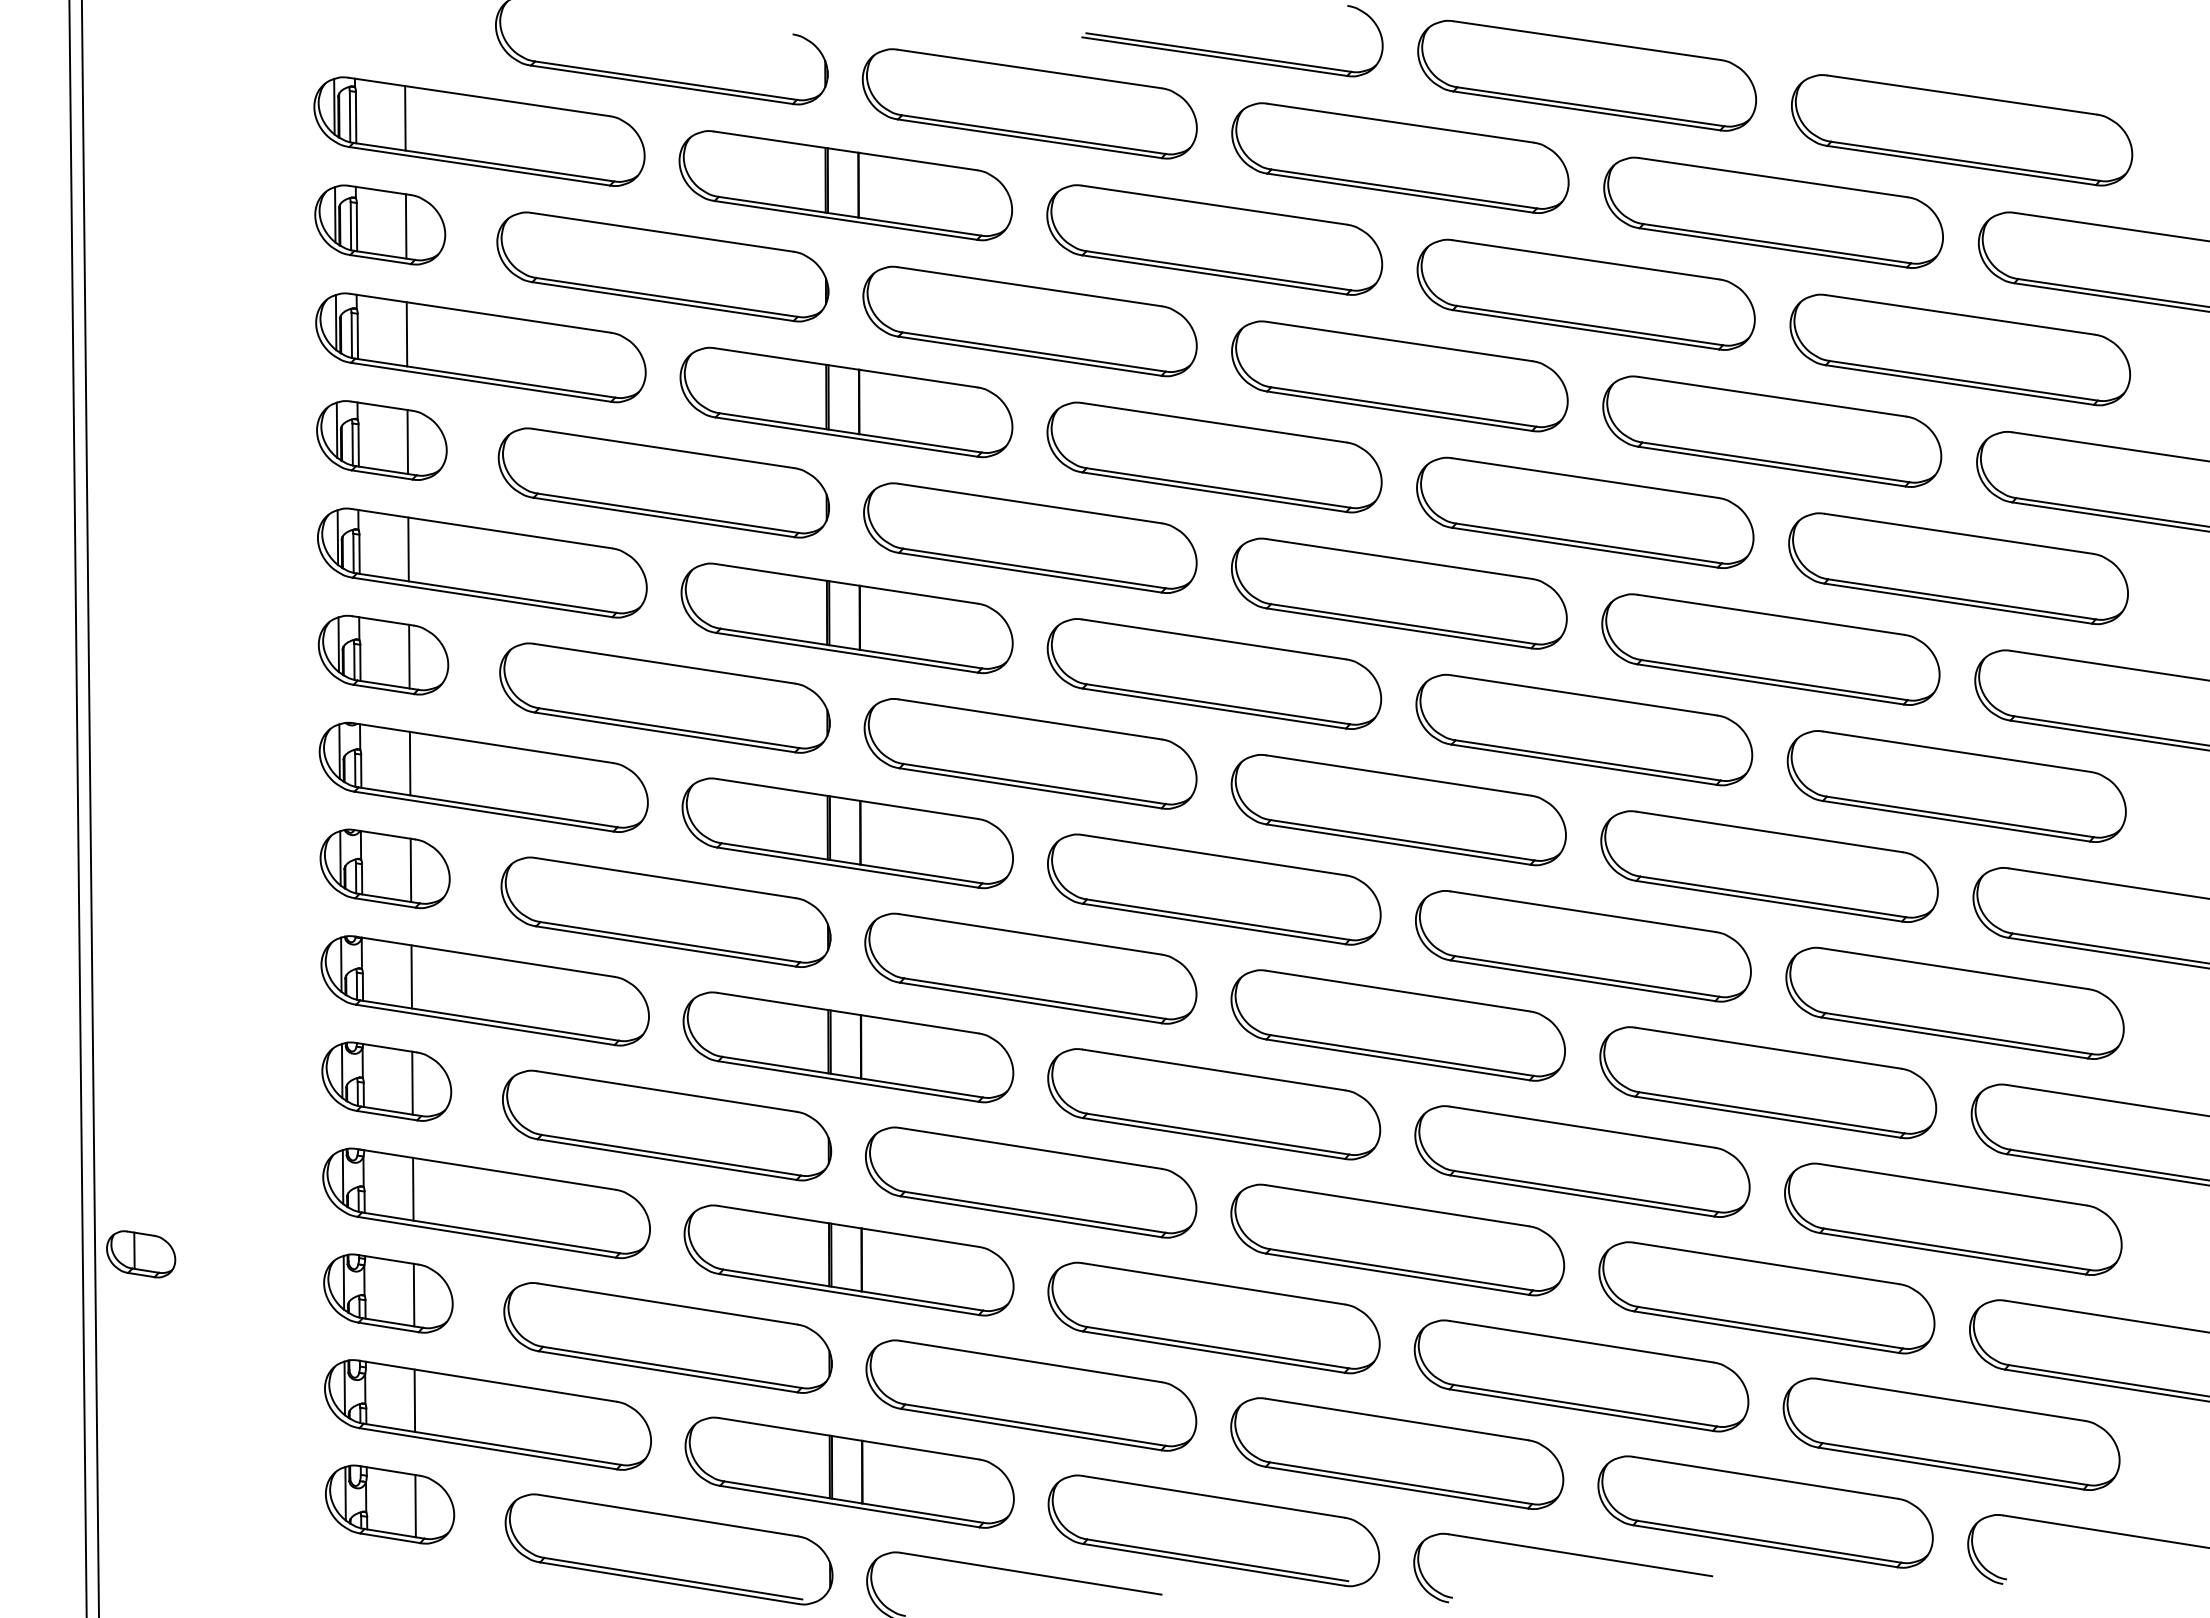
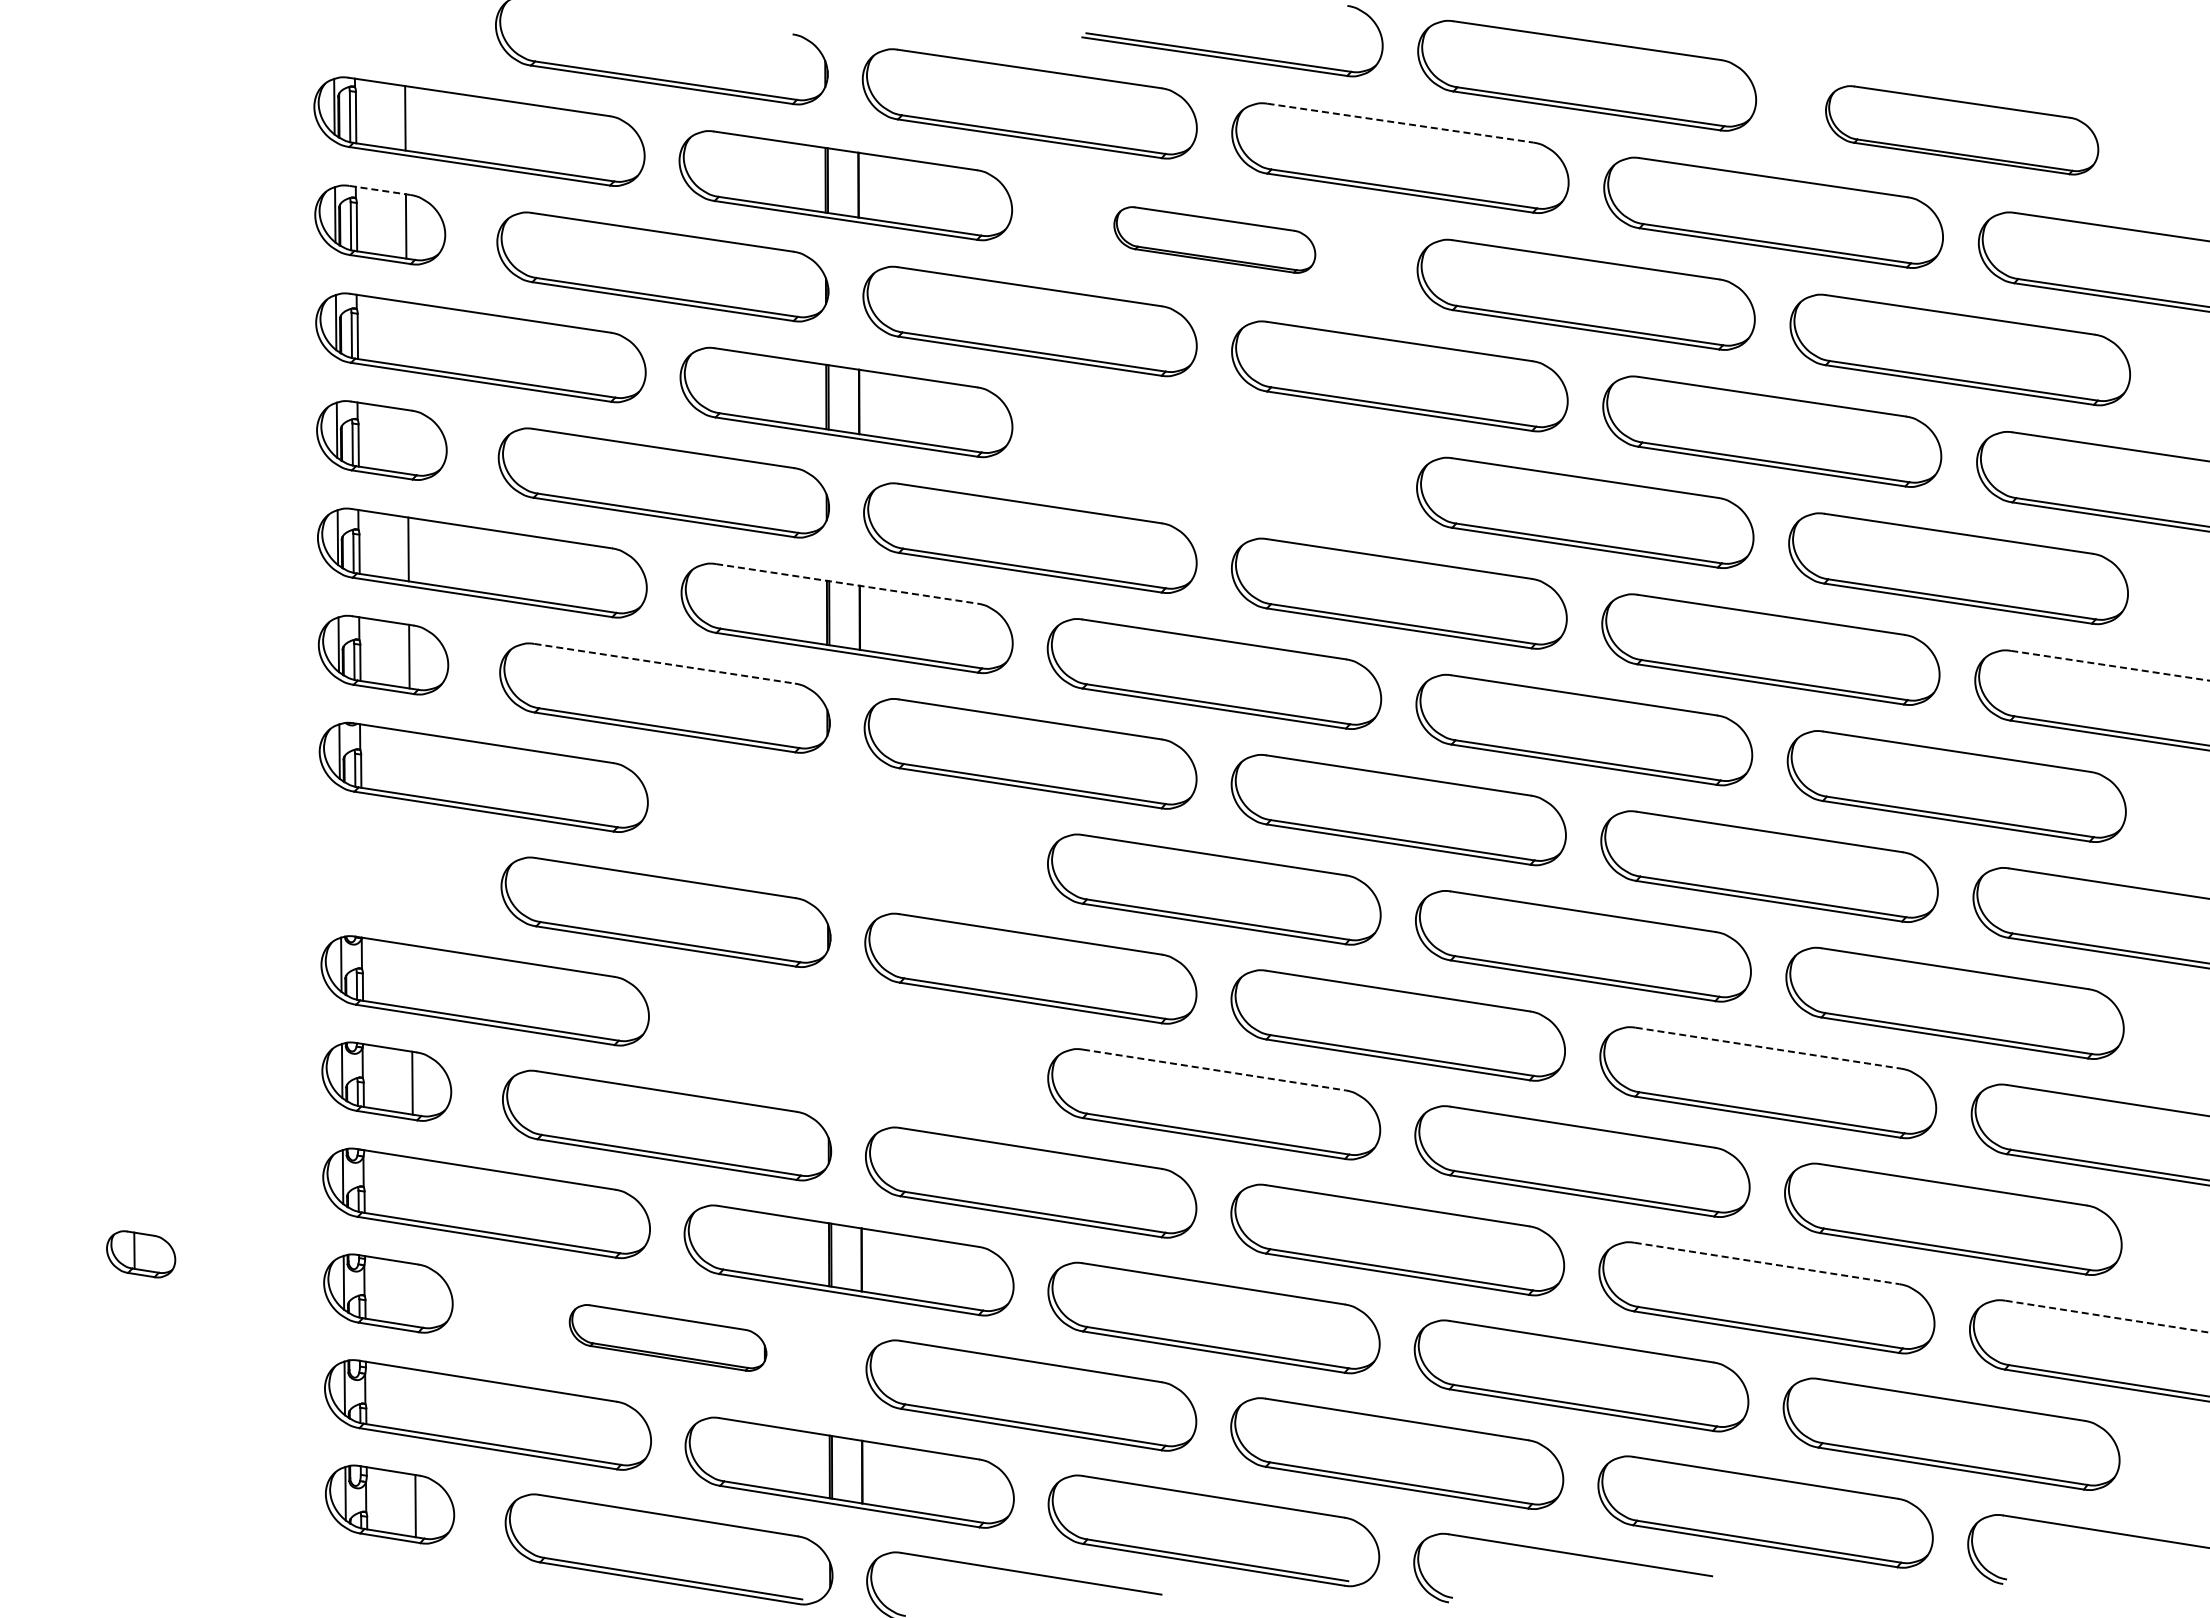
line: solid -> dashed (1400, 123)
part size: 343x113 px -> 275x91 px (1962, 130)
line: solid -> dashed (379, 190)
part size: 338x112 px -> 204x68 px (1214, 239)
line: present -> none (406, 334)
line: present -> none (407, 442)
part: present -> none (1214, 457)
line: solid -> dashed (847, 583)
line: solid -> dashed (664, 663)
line: solid -> dashed (2110, 665)
line: present -> none (409, 763)
line: present -> none (77, 808)
line: present -> none (89, 808)
part: present -> none (847, 833)
part: present -> none (384, 868)
line: present -> none (411, 976)
part: present -> none (848, 1047)
line: solid -> dashed (1768, 1048)
line: solid -> dashed (1214, 1069)
line: present -> none (413, 1188)
line: solid -> dashed (1767, 1263)
line: present -> none (413, 1294)
line: solid -> dashed (2107, 1316)
part size: 330x112 px -> 200x68 px (667, 1337)
line: present -> none (414, 1400)
